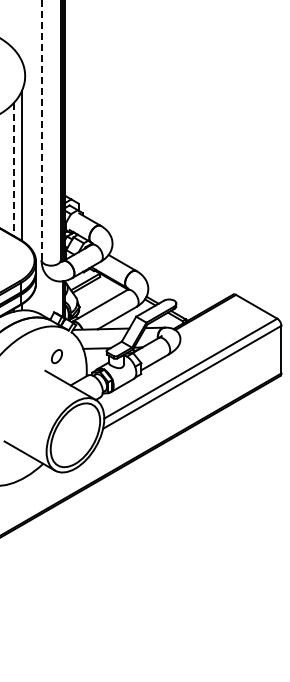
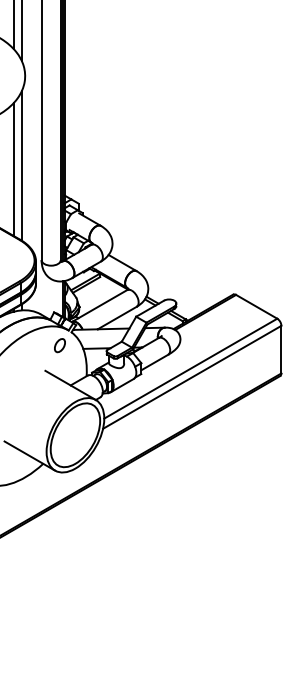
line: none -> present (13, 25)
line: none -> present (21, 31)
line: dashed -> solid (41, 130)
line: dashed -> solid (13, 170)
part position: (56, 356) -> (59, 345) (59, 345)
